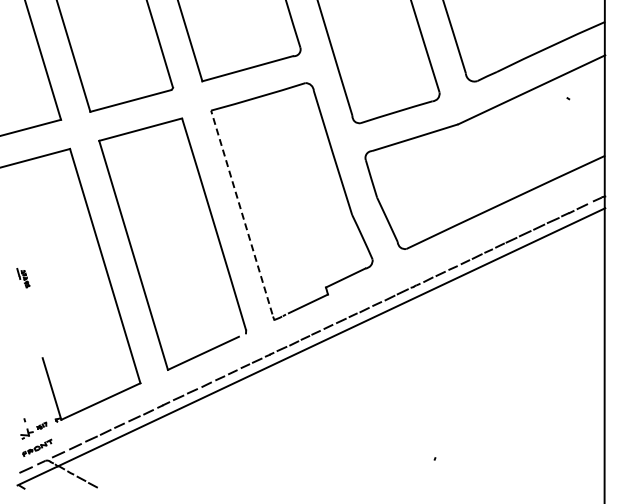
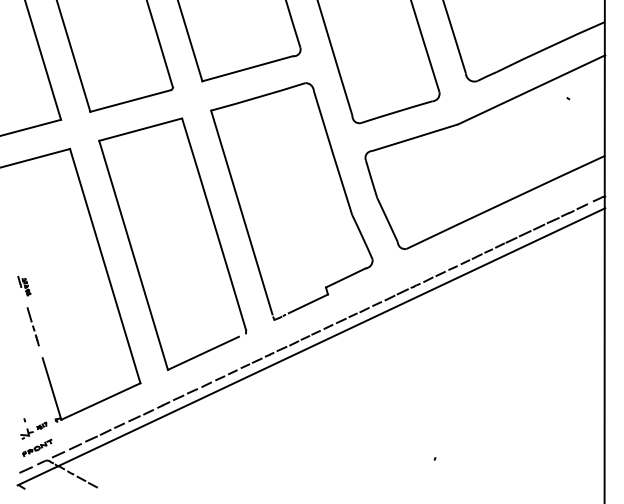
line: dashed -> solid (241, 212)
part position: (23, 278) -> (24, 286) (24, 286)
line: none -> present (32, 326)
